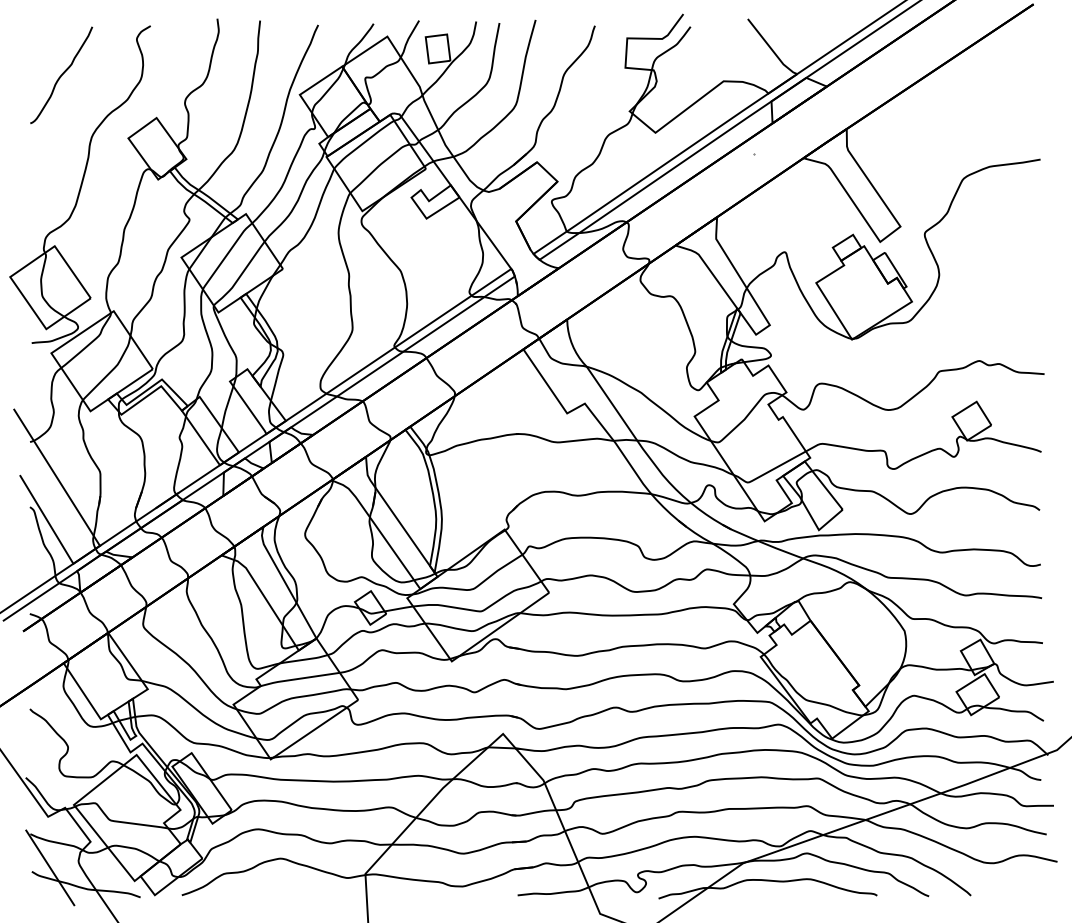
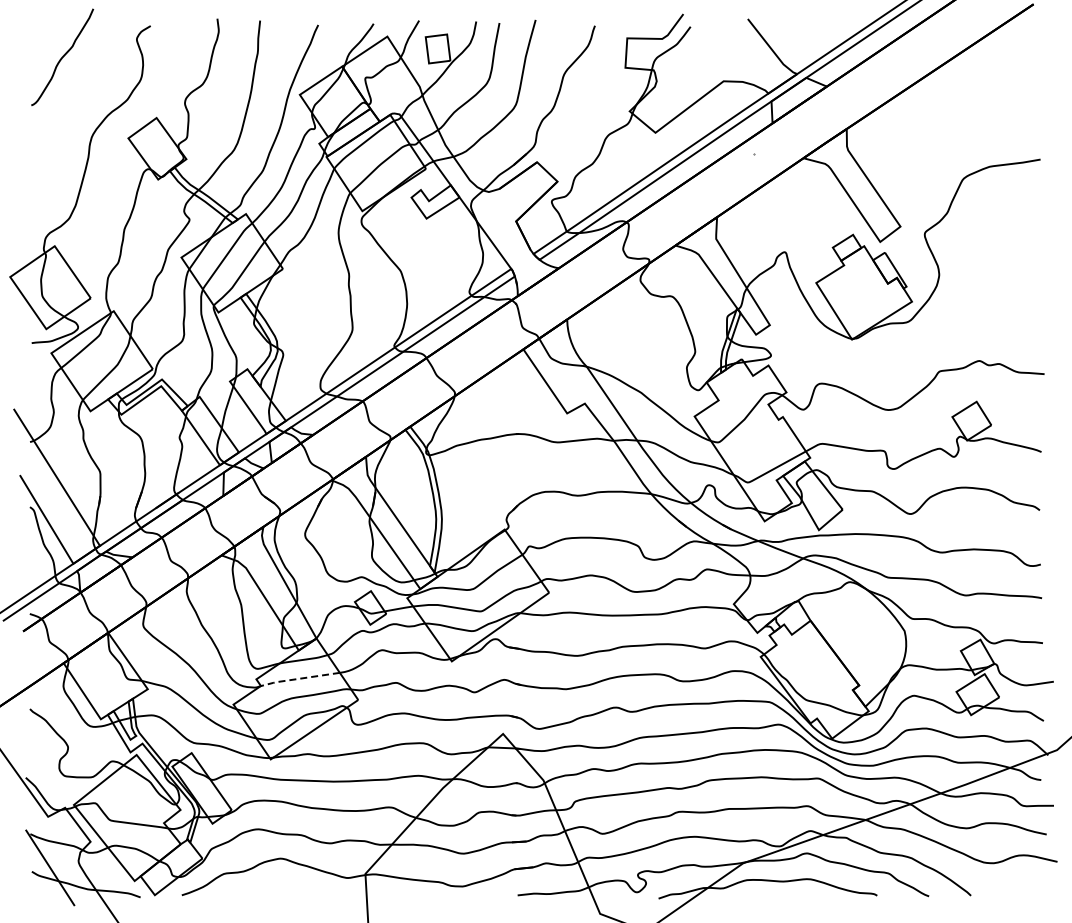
curve position: (61, 75) -> (62, 57) (62, 57)
line: solid -> dashed (298, 678)
